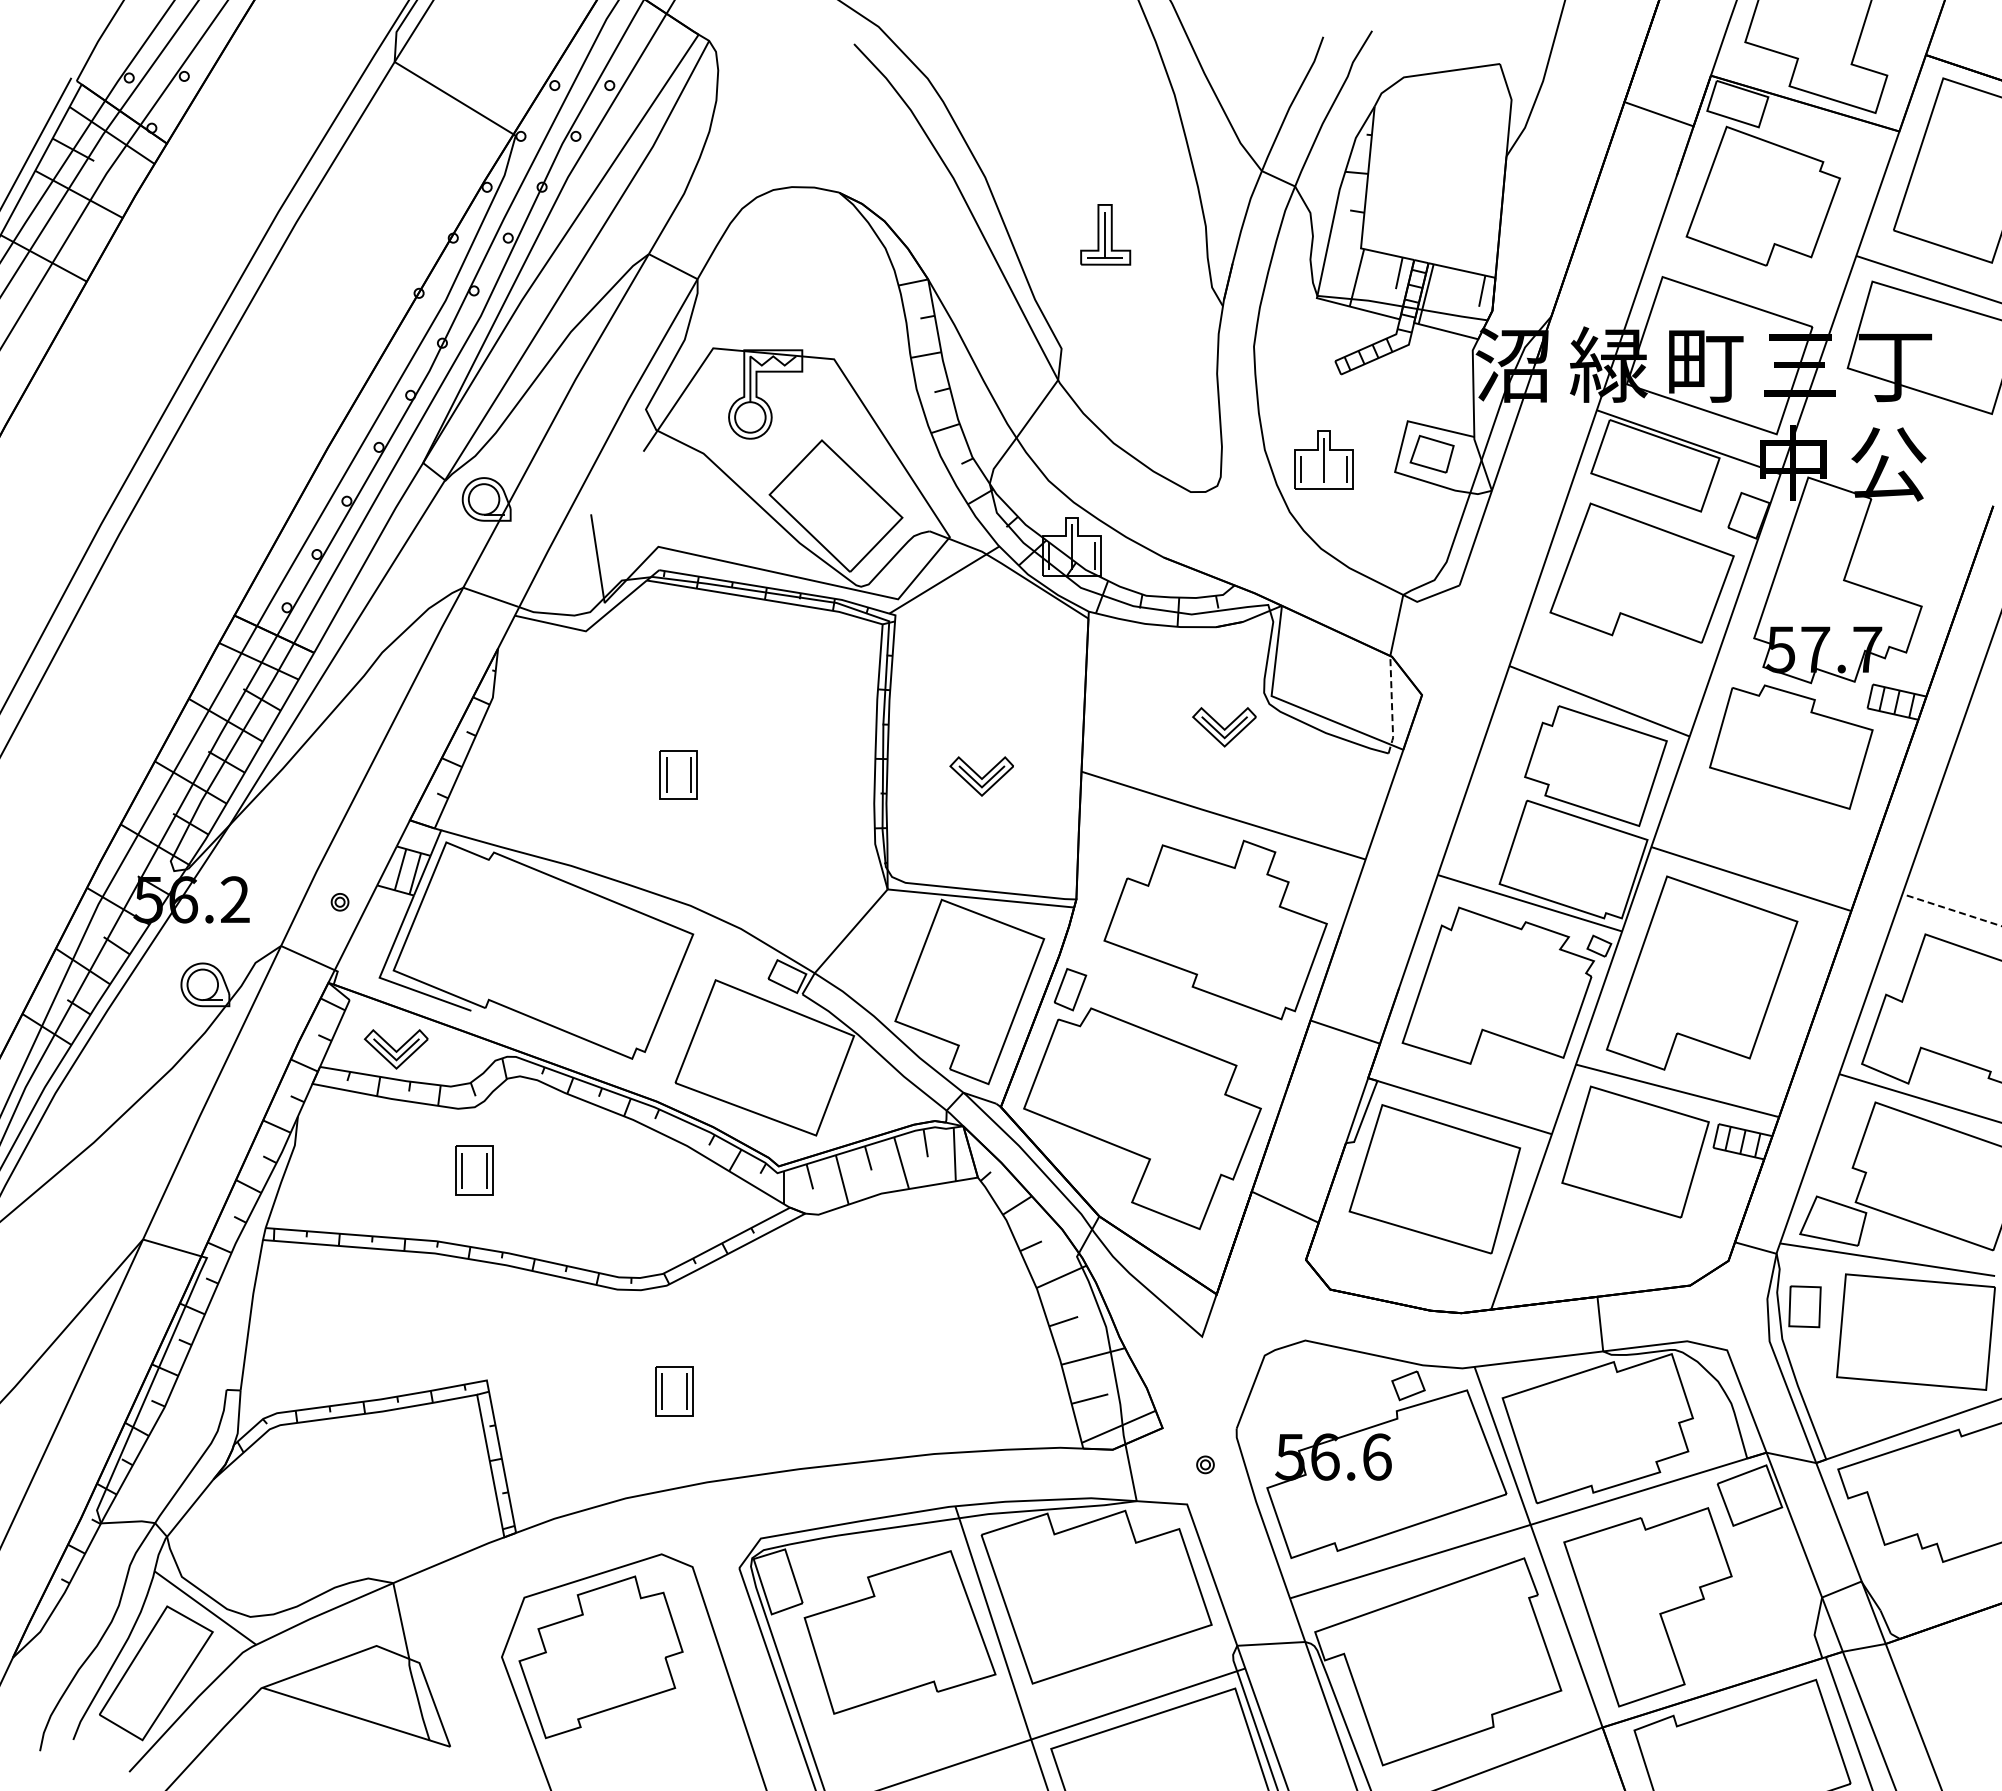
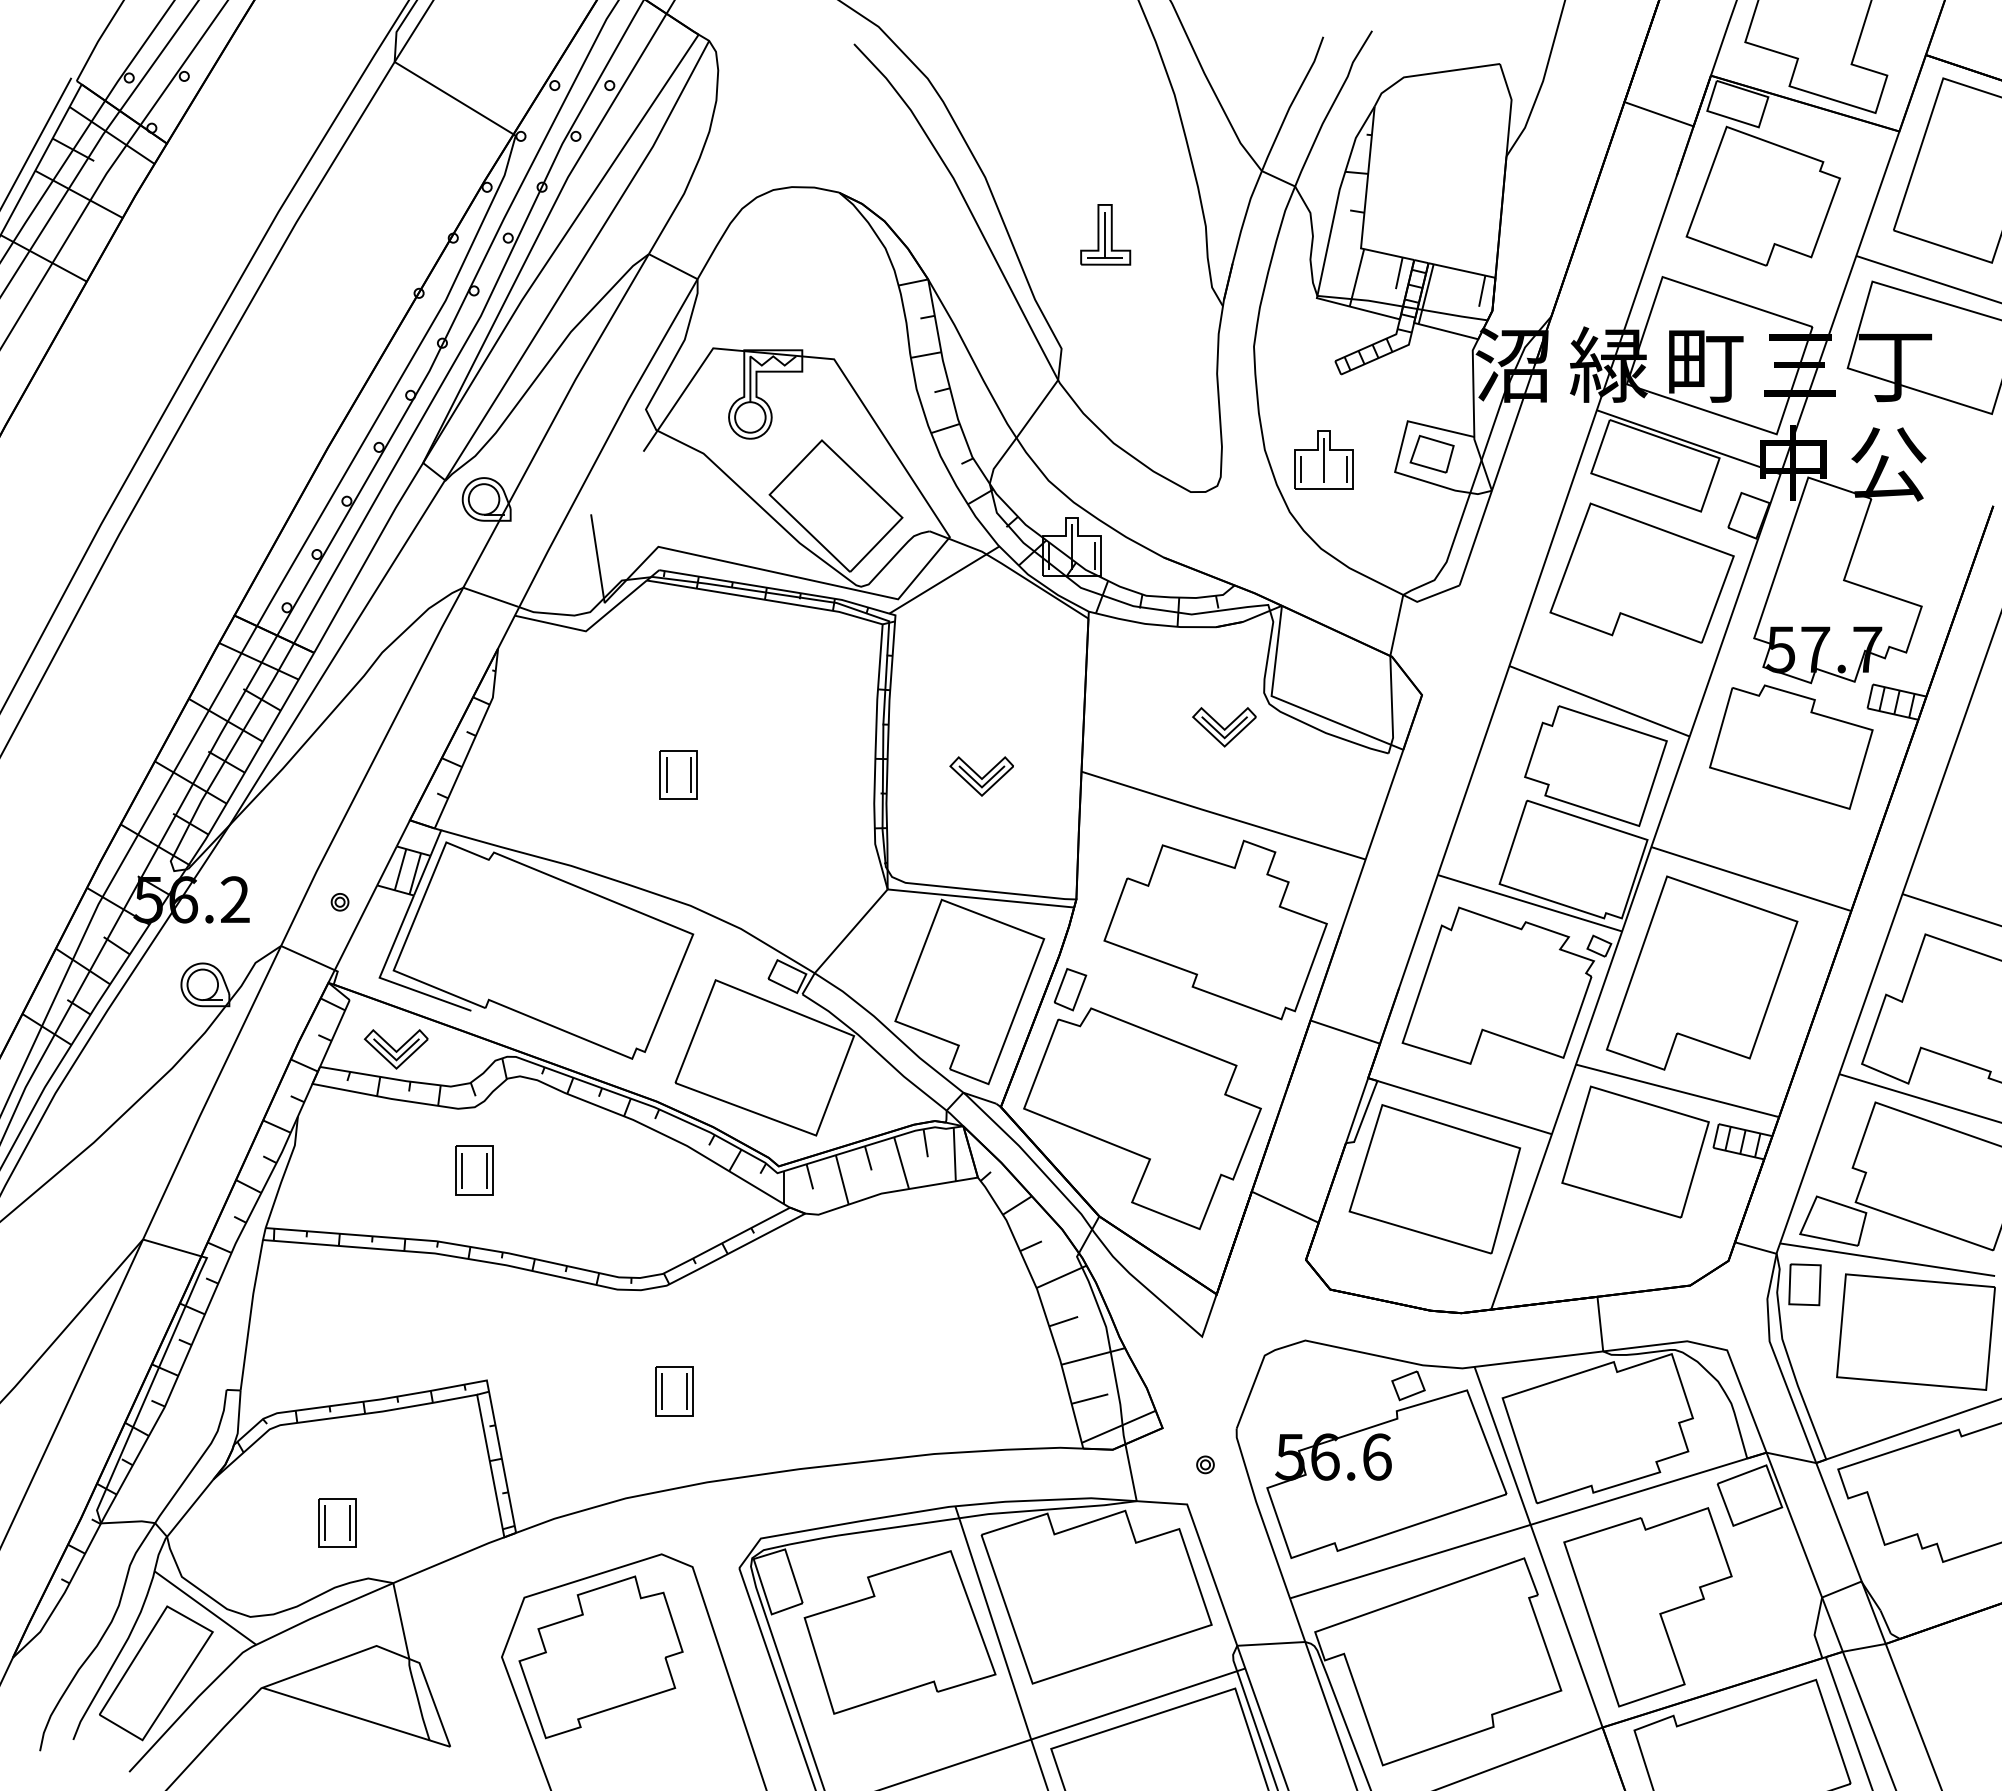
line: dashed -> solid (1392, 705)
line: dashed -> solid (1951, 910)
part position: (1804, 1306) -> (1804, 1284) (1804, 1284)
part: none -> present (337, 1522)
